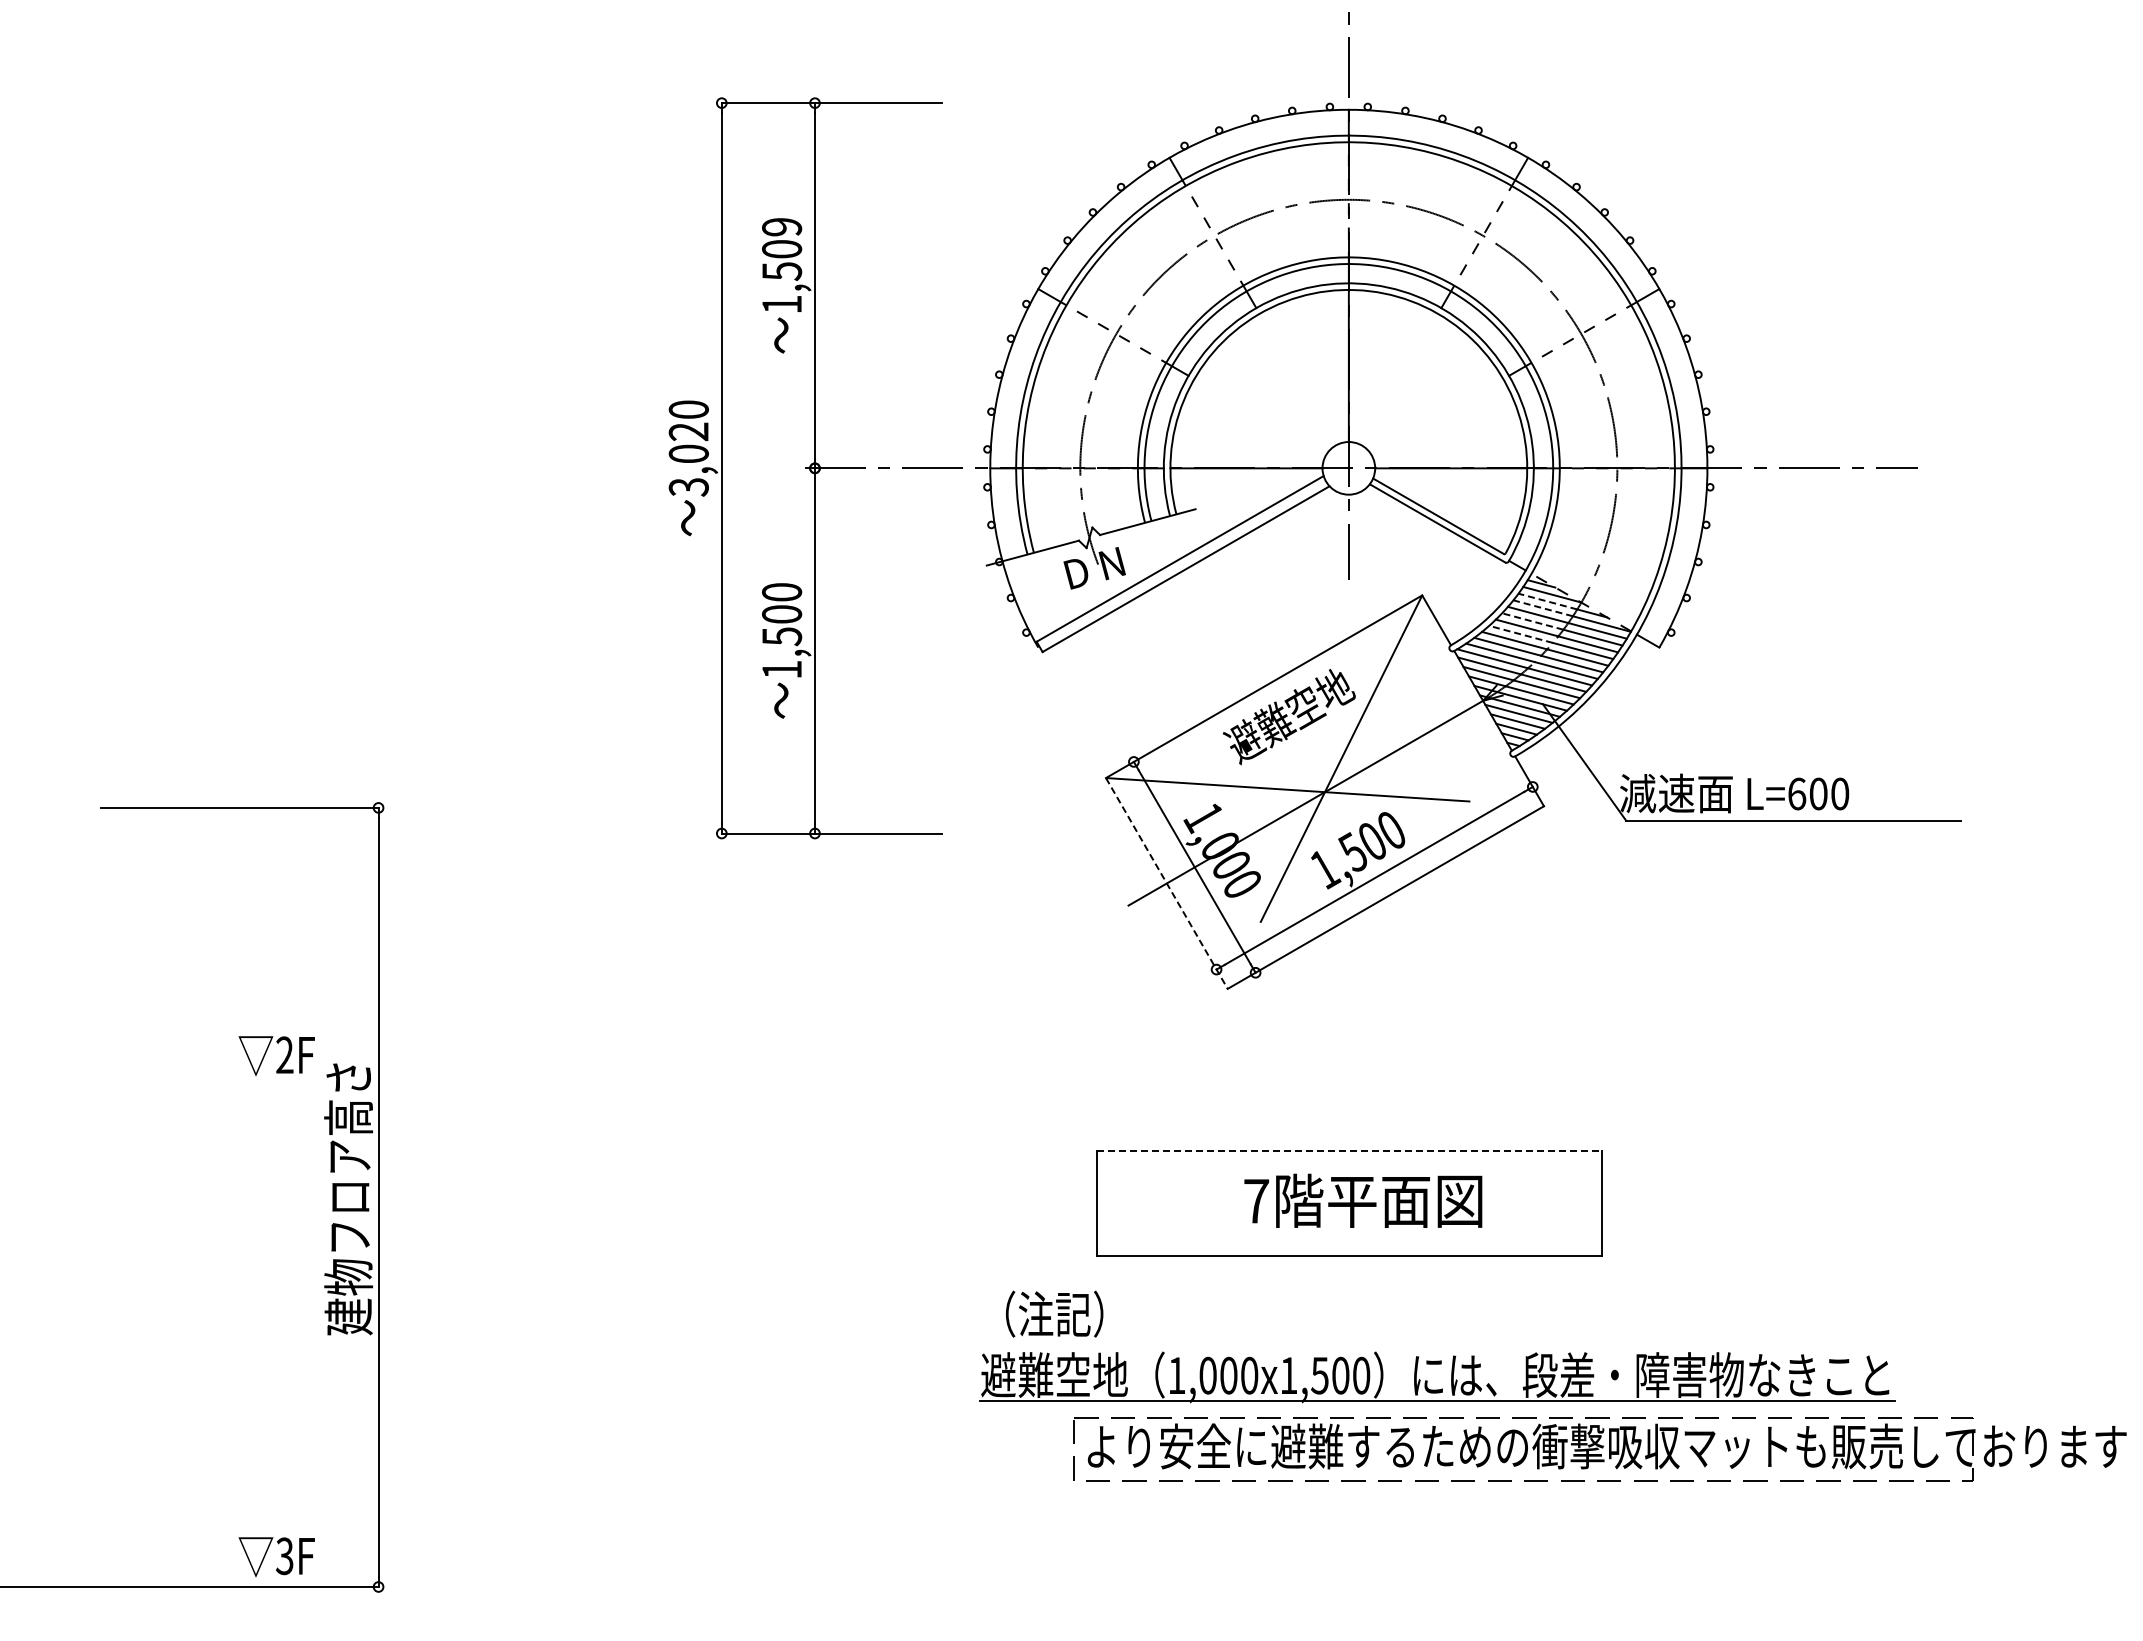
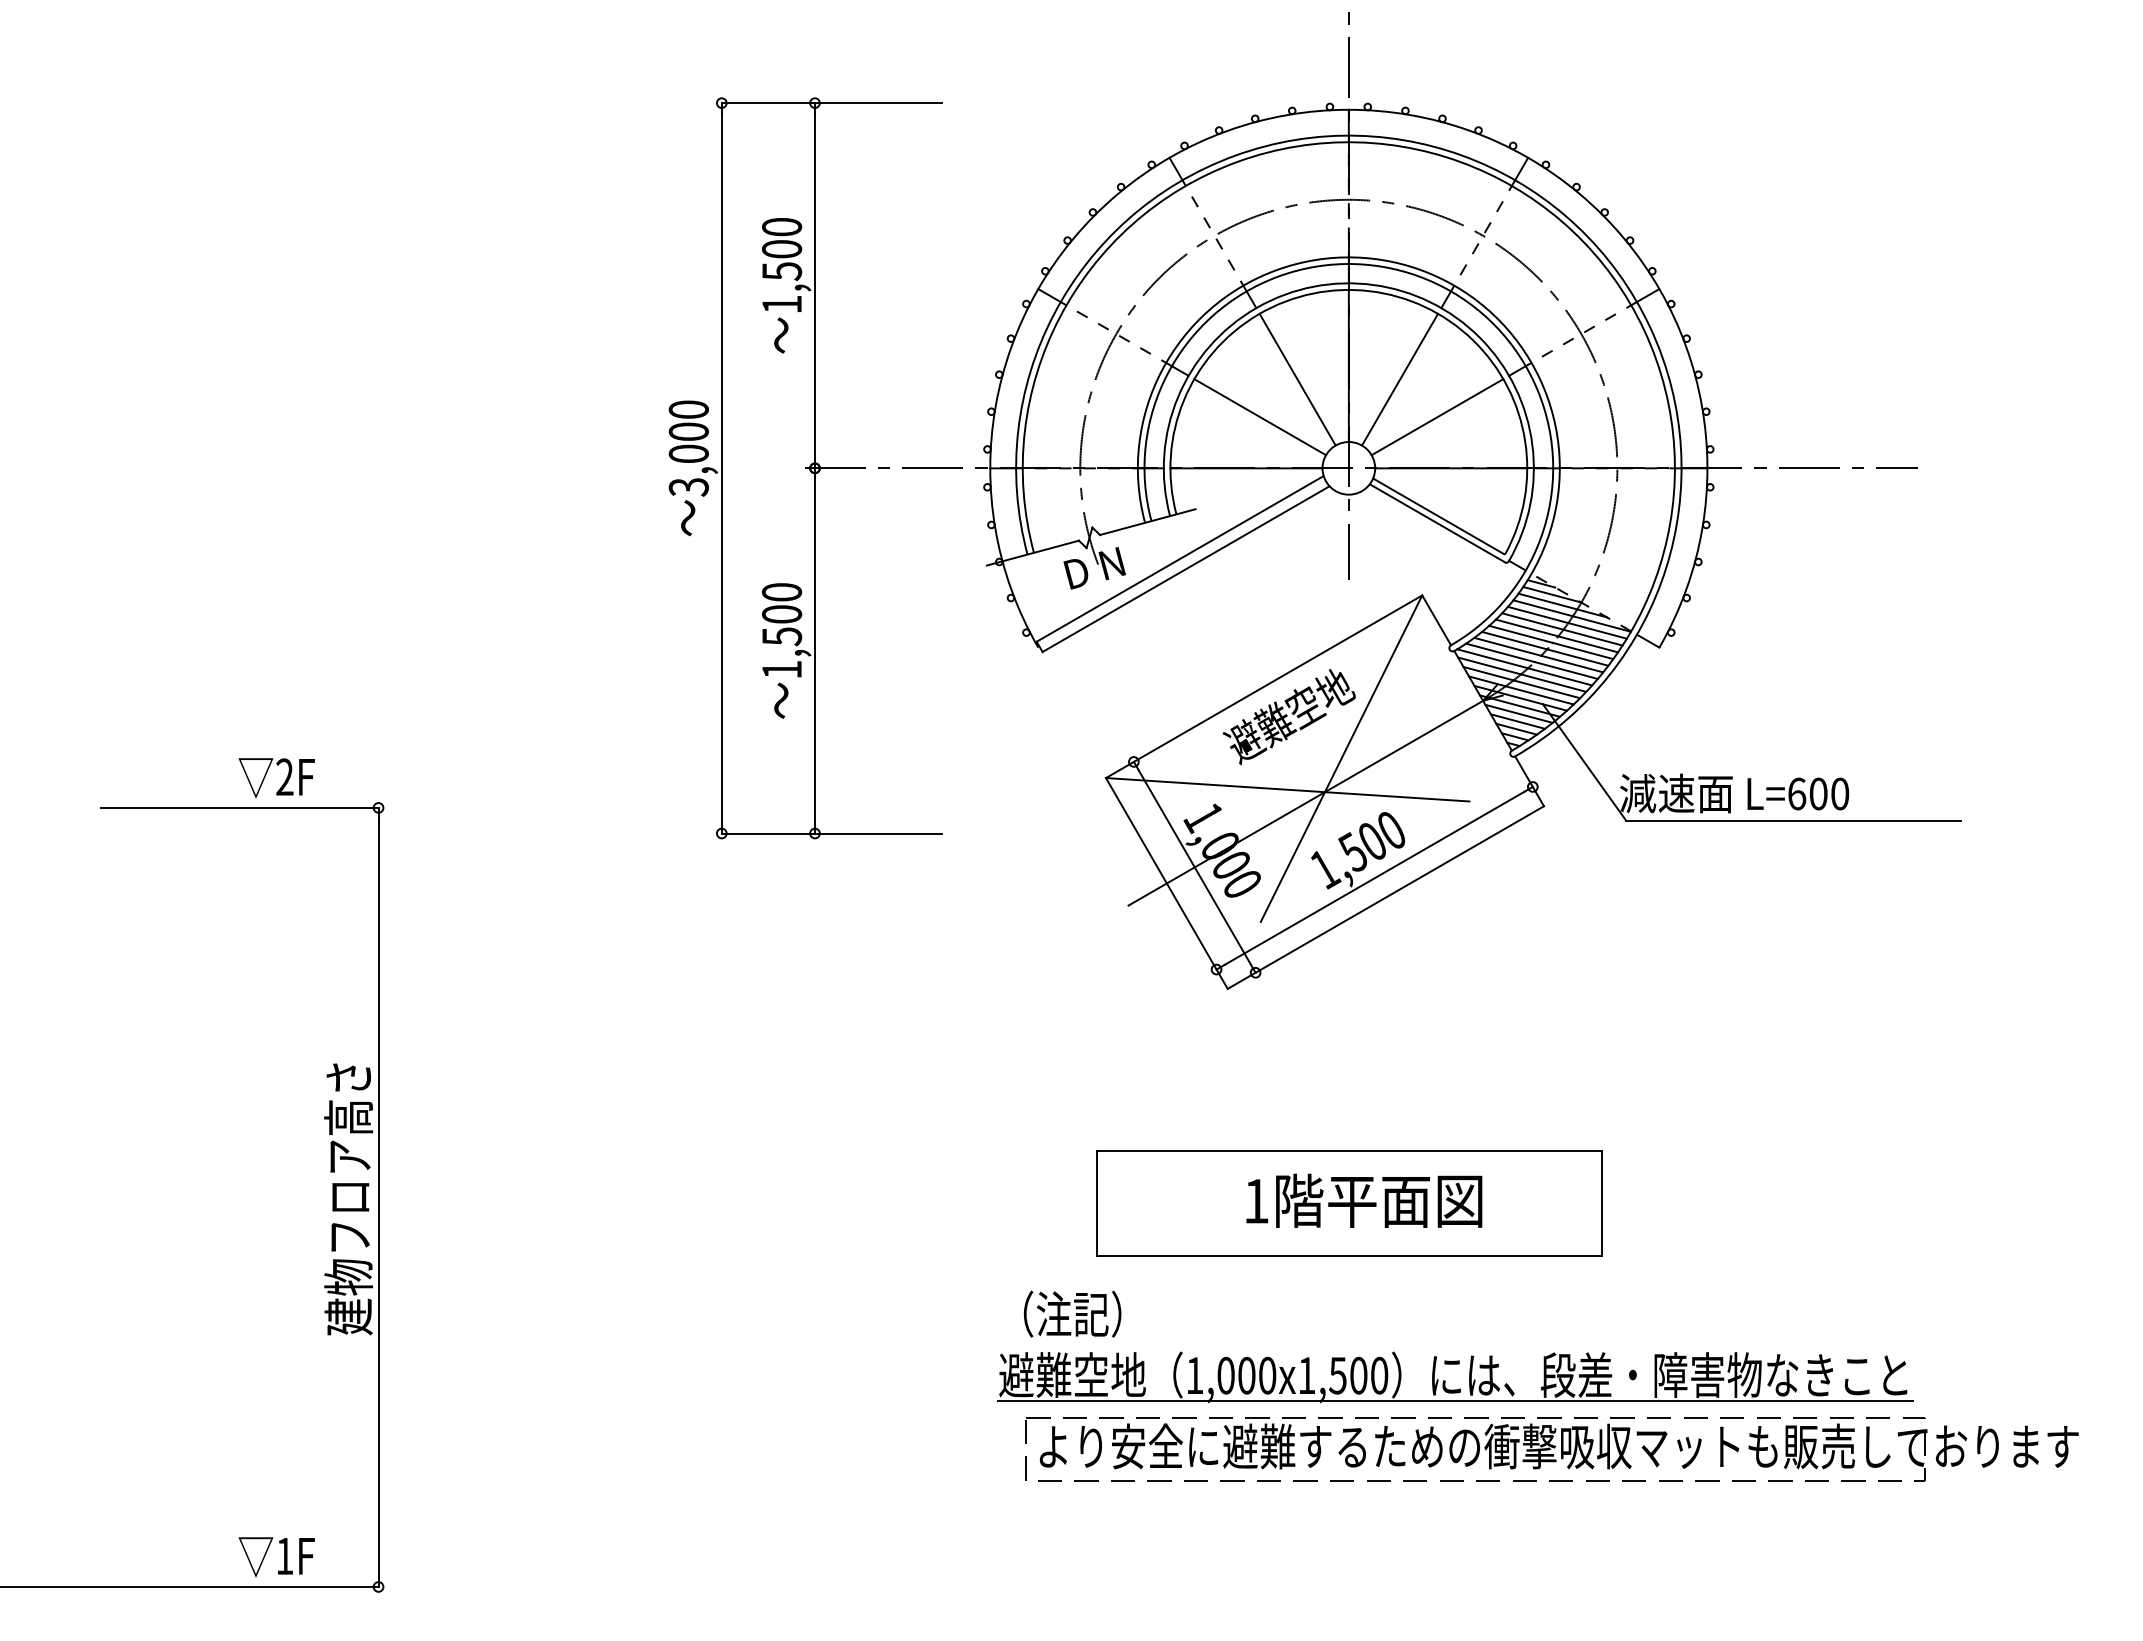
text: 1,509 -> 1,500 (782, 227)
line: none -> present (1297, 379)
line: none -> present (1400, 379)
line: none -> present (1260, 417)
line: none -> present (1437, 417)
text: 3,020 -> 3,000 (688, 431)
line: dashed -> solid (1547, 601)
line: dashed -> solid (1543, 608)
line: dashed -> solid (1532, 621)
line: dashed -> solid (1521, 634)
line: dashed -> solid (1166, 883)
text position: (276, 1056) -> (276, 778) (276, 778)
line: dashed -> solid (1349, 1150)
text: 7 -> 1 (1256, 1201)
part position: (1437, 1360) -> (1455, 1360) (1455, 1360)
part position: (1599, 1449) -> (1551, 1449) (1551, 1449)
text: 3F -> 1F (284, 1556)
